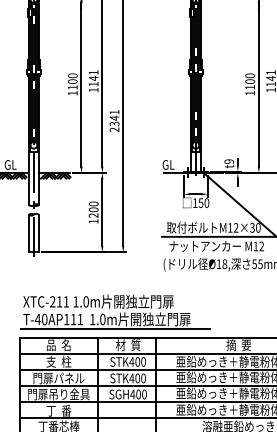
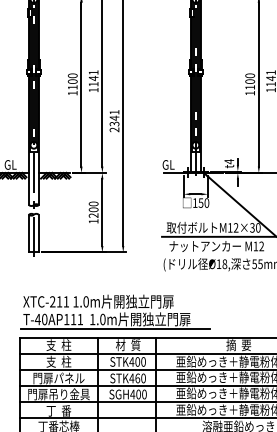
text: t9 -> t4 (229, 161)
text: 品  名 -> 支  柱 (58, 345)
text: STK400 -> STK460 (137, 378)
